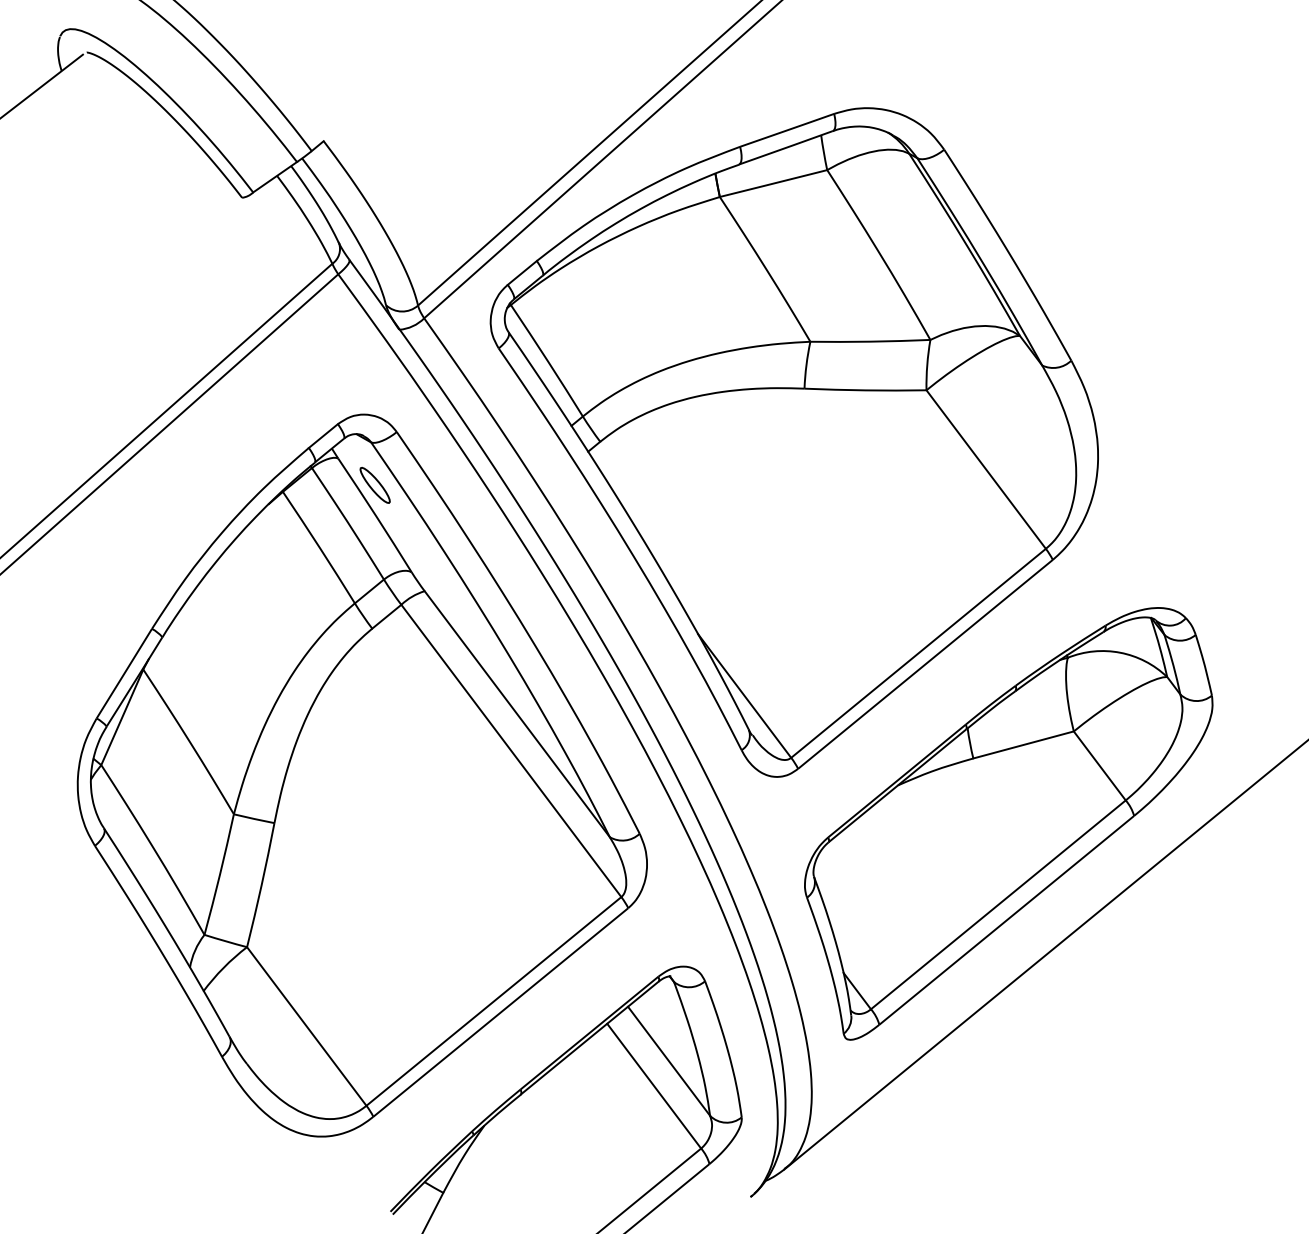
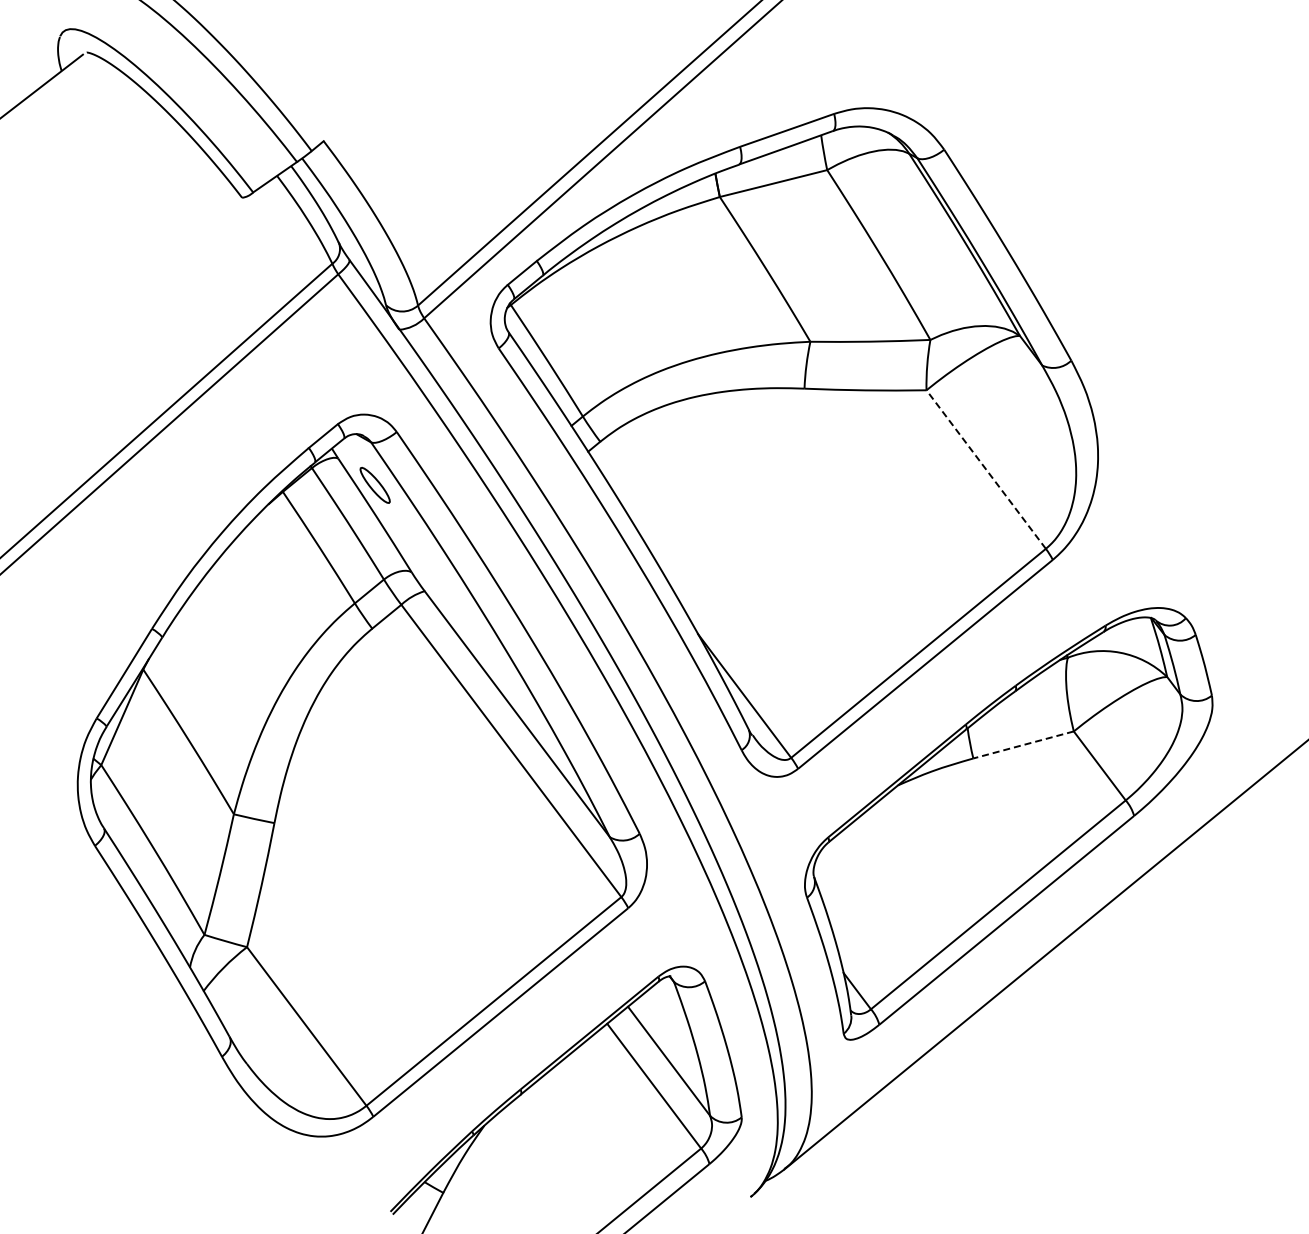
line: solid -> dashed (985, 469)
line: solid -> dashed (1023, 745)
